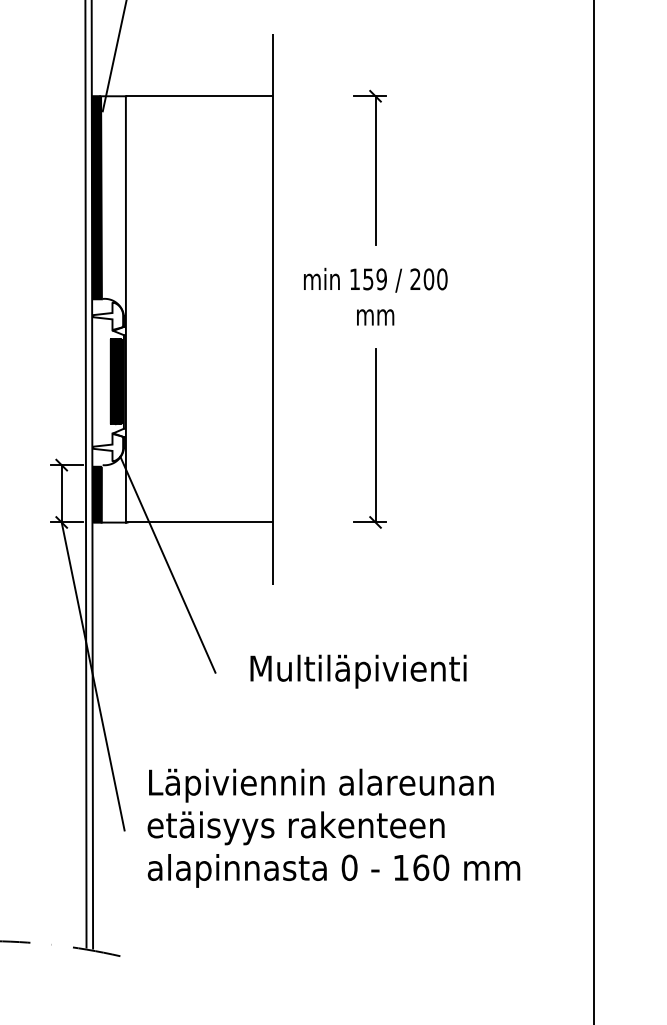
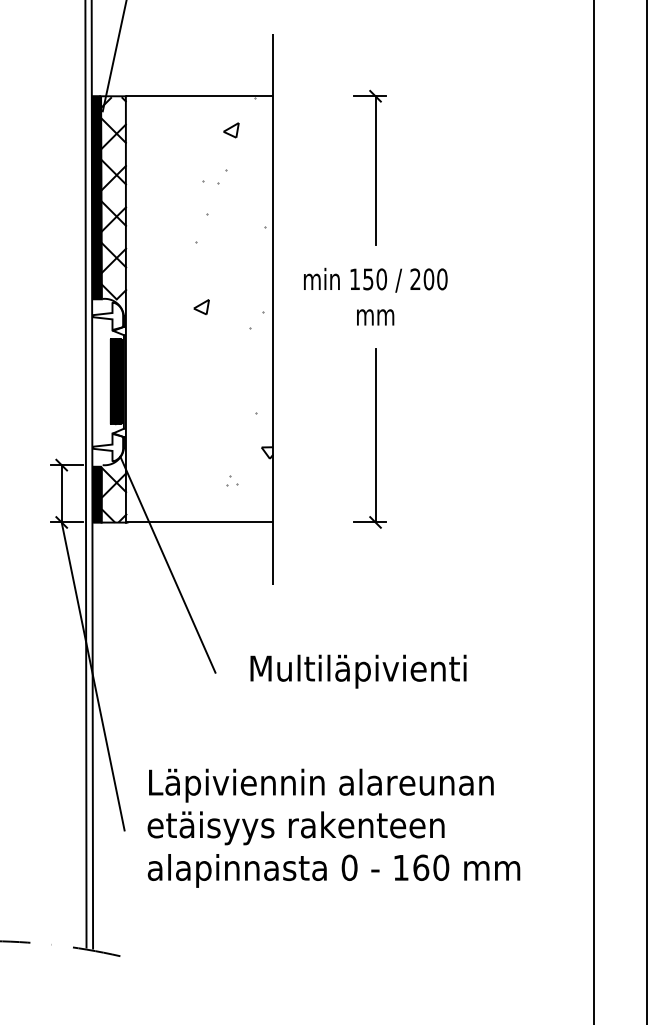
hatch: none -> present (113, 198)
text: 159 -> 150 (381, 279)
hatch: none -> present (233, 291)
hatch: none -> present (114, 495)
line: none -> present (646, 511)
